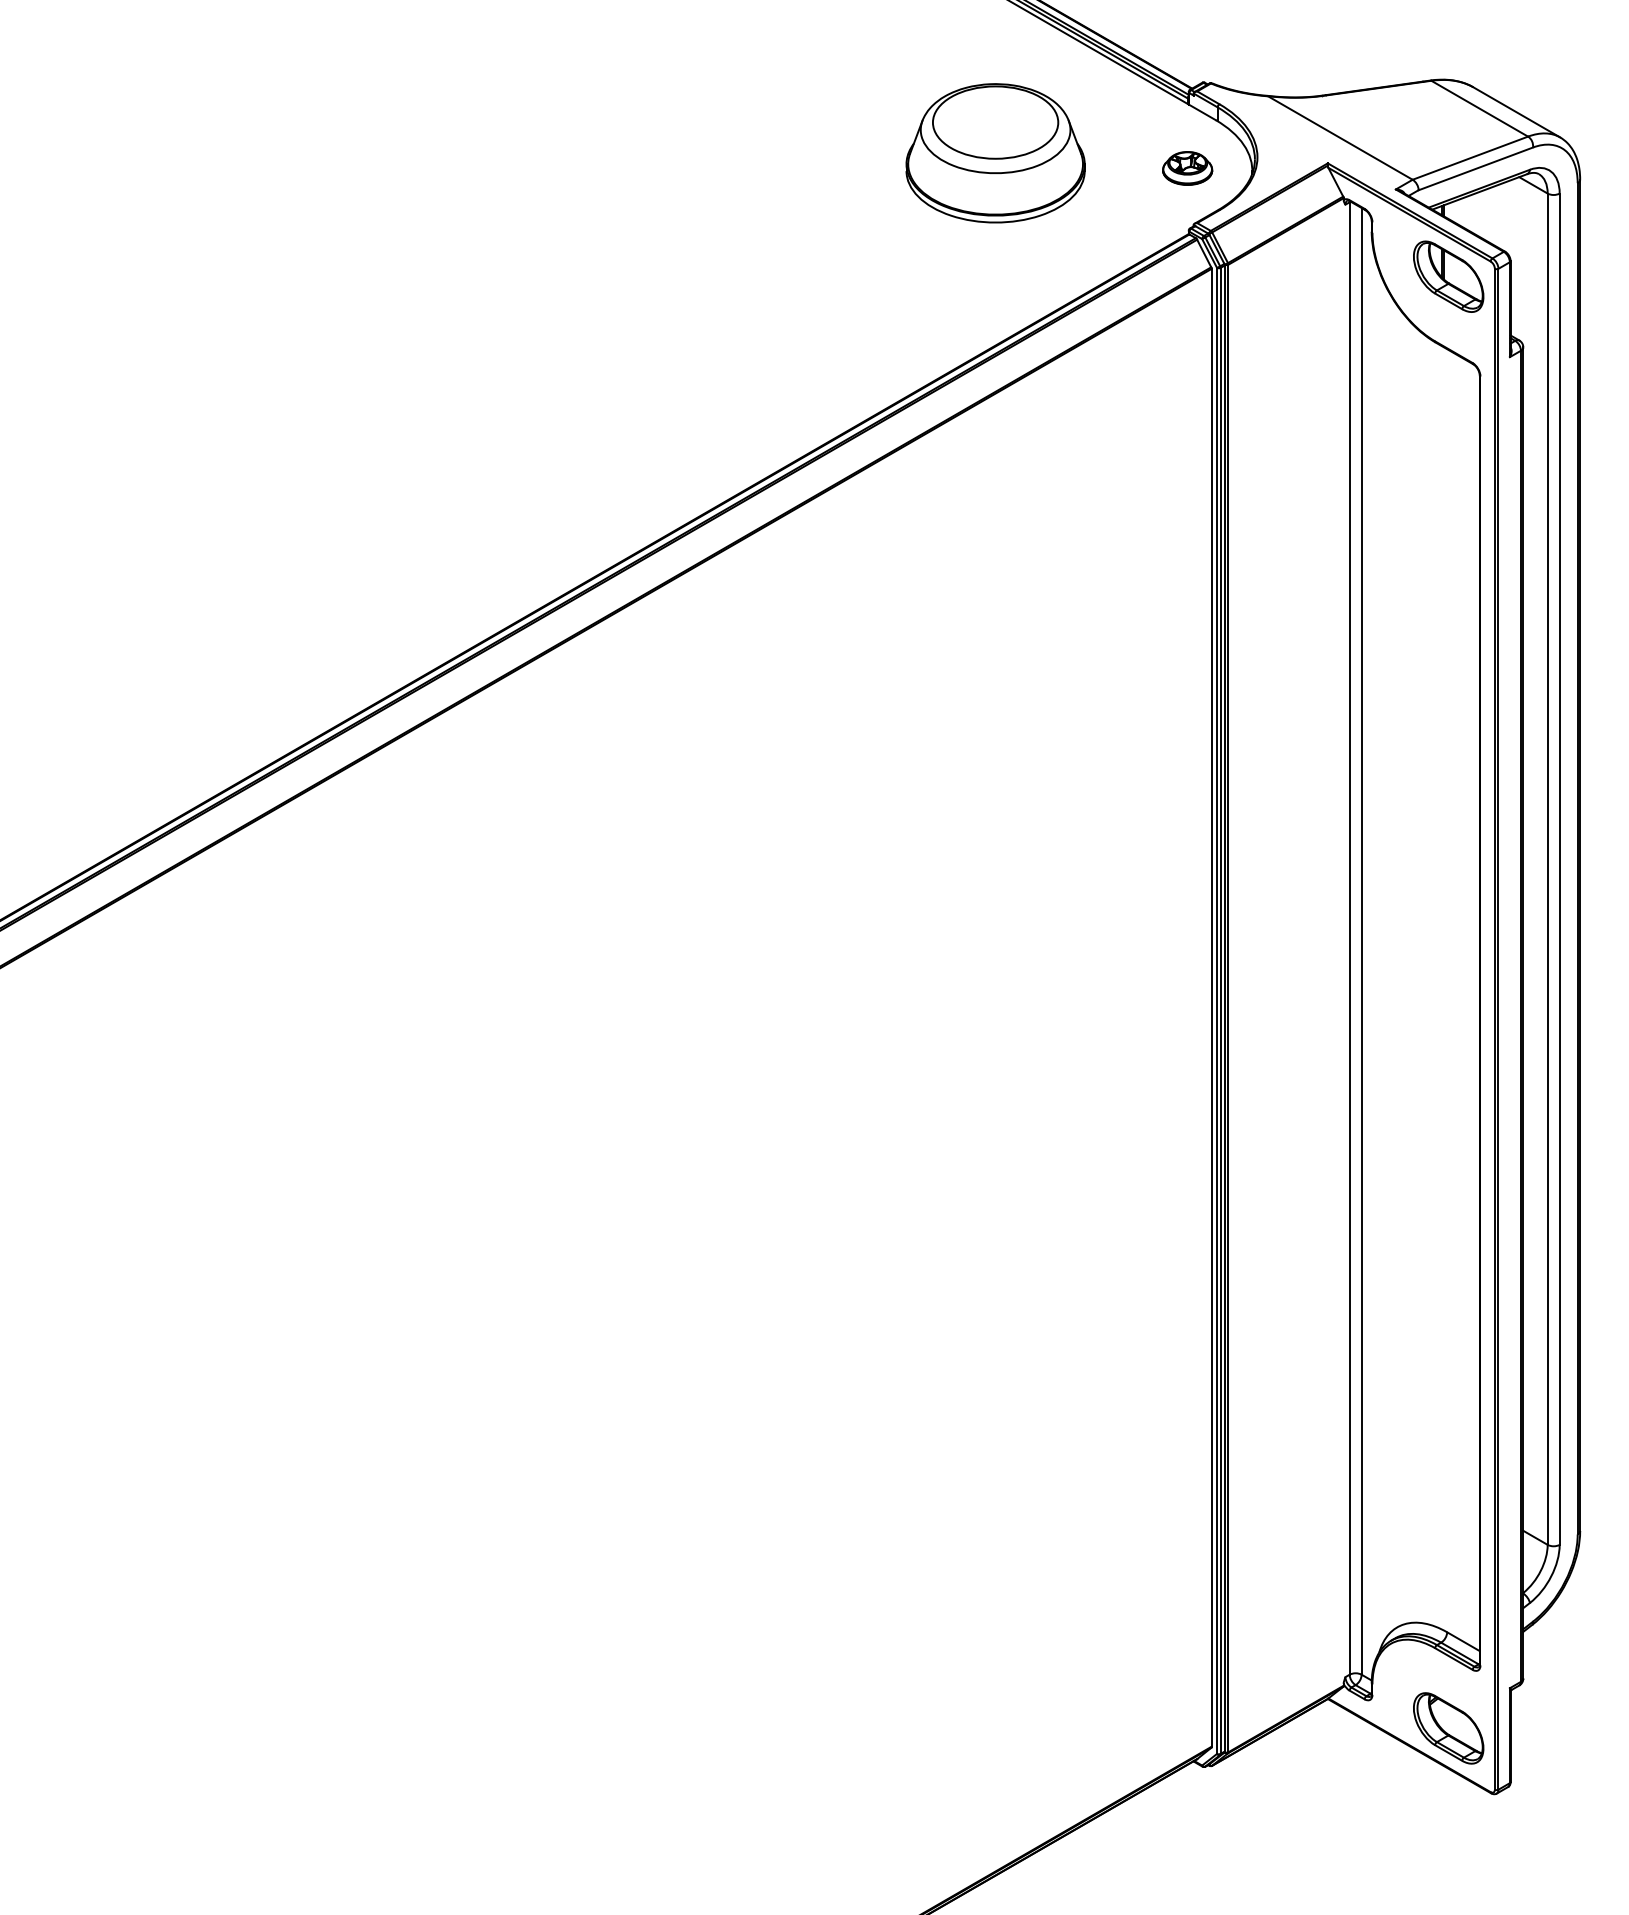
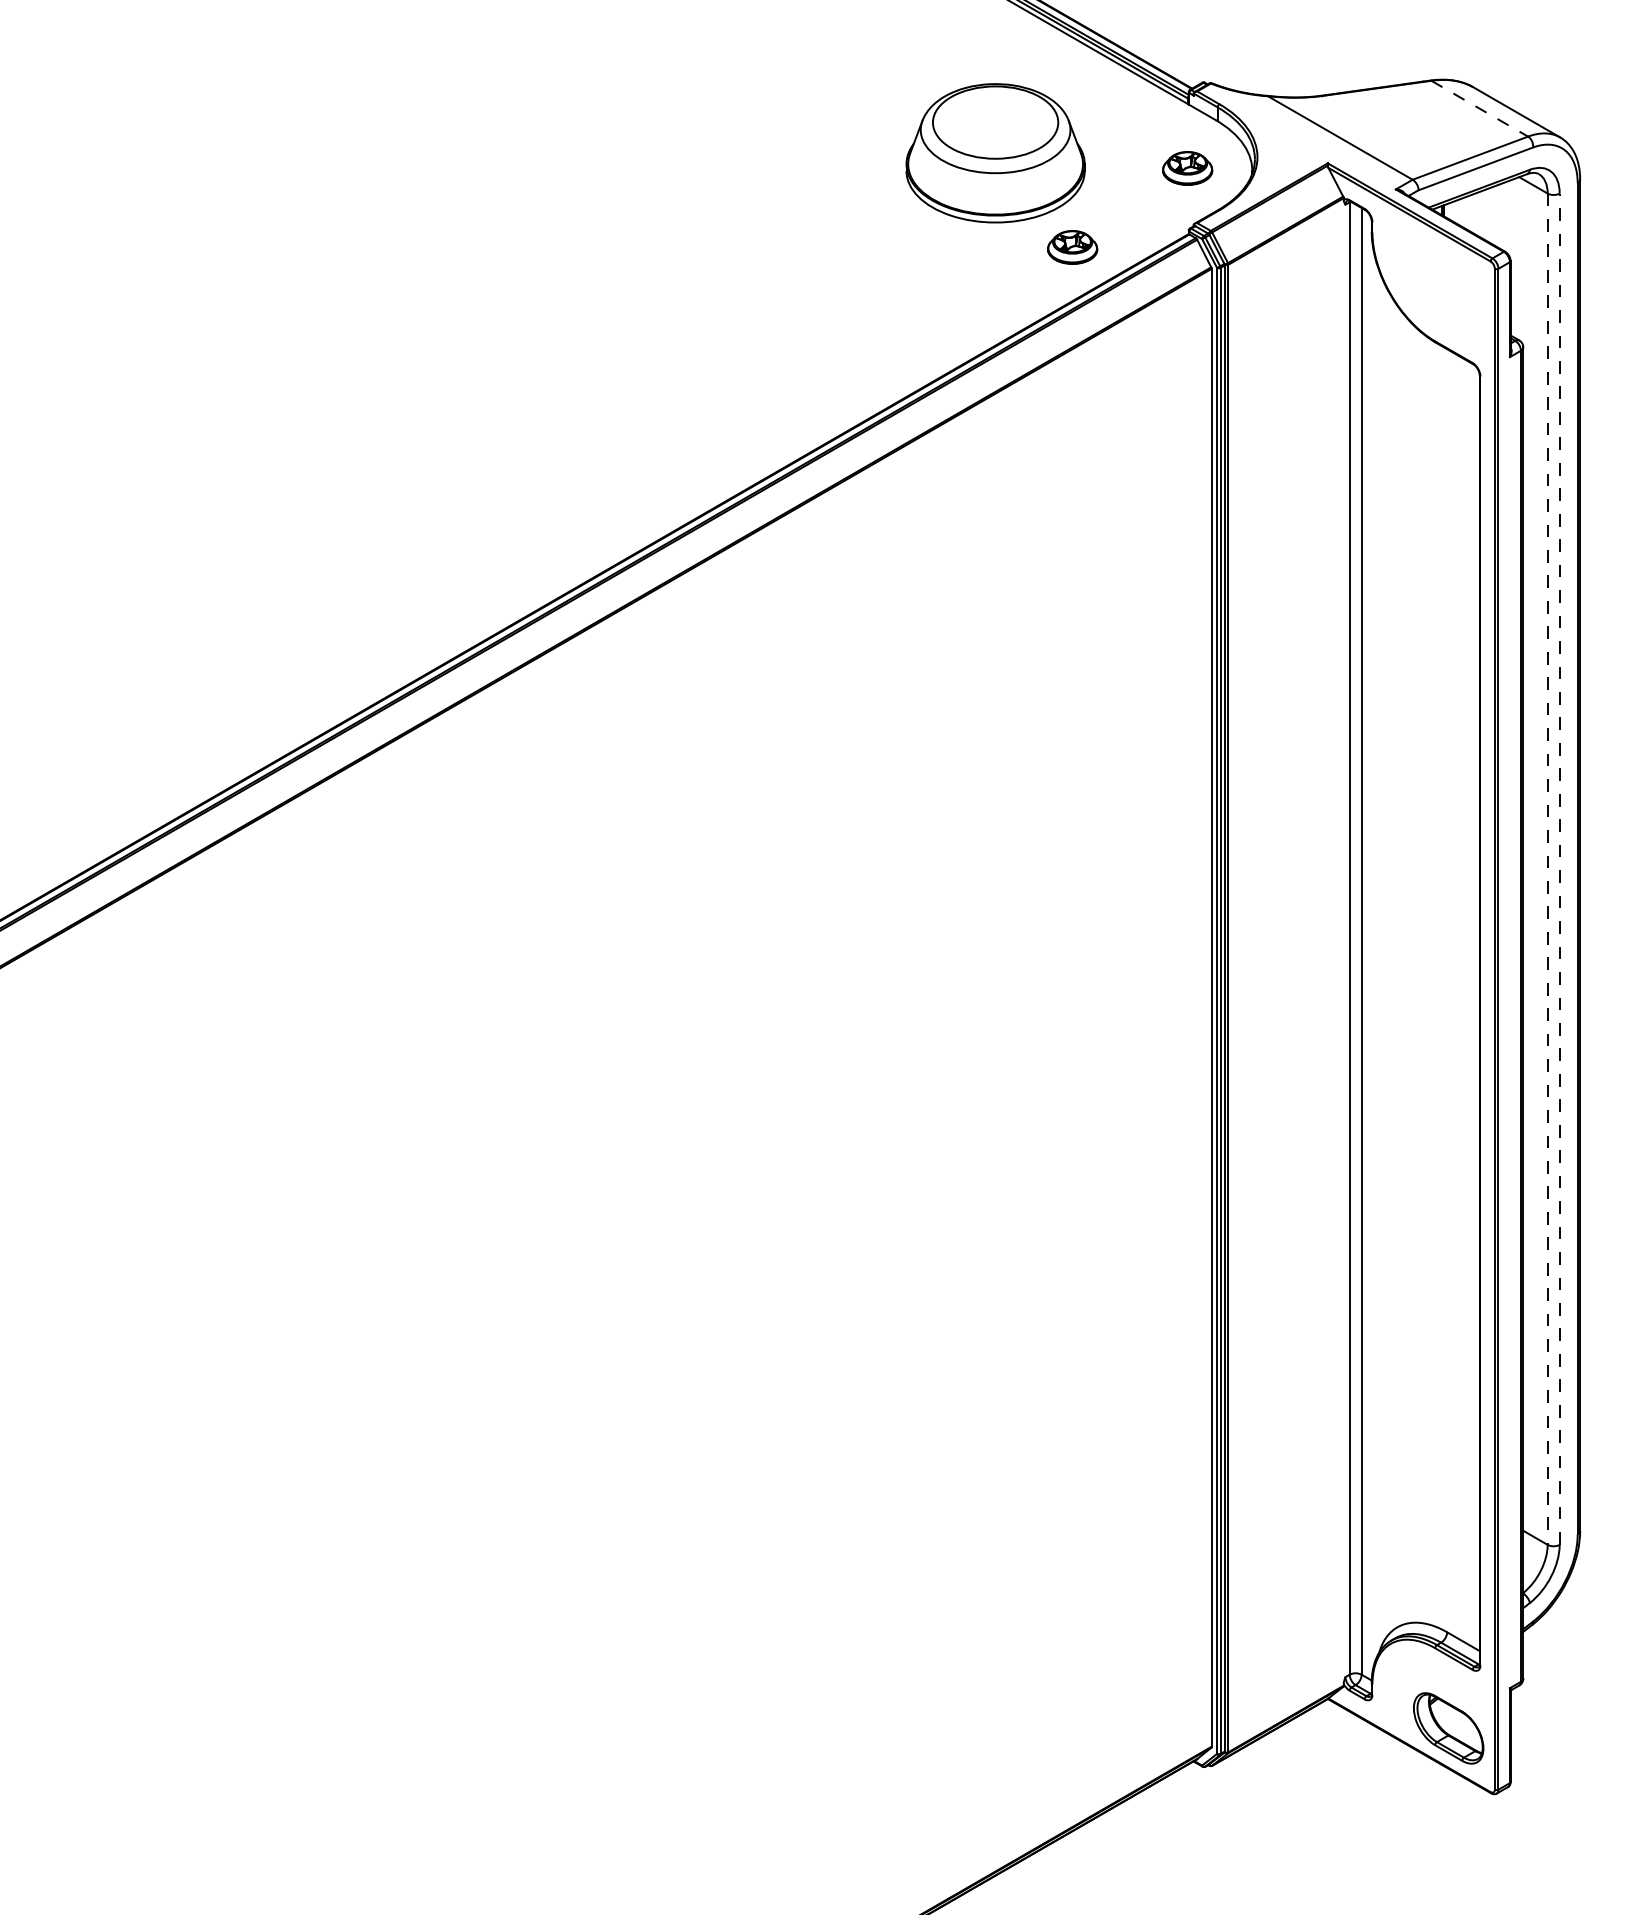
line: solid -> dashed (1479, 108)
part: none -> present (1072, 247)
part: present -> none (1448, 276)
line: solid -> dashed (1547, 869)
line: solid -> dashed (1559, 869)
